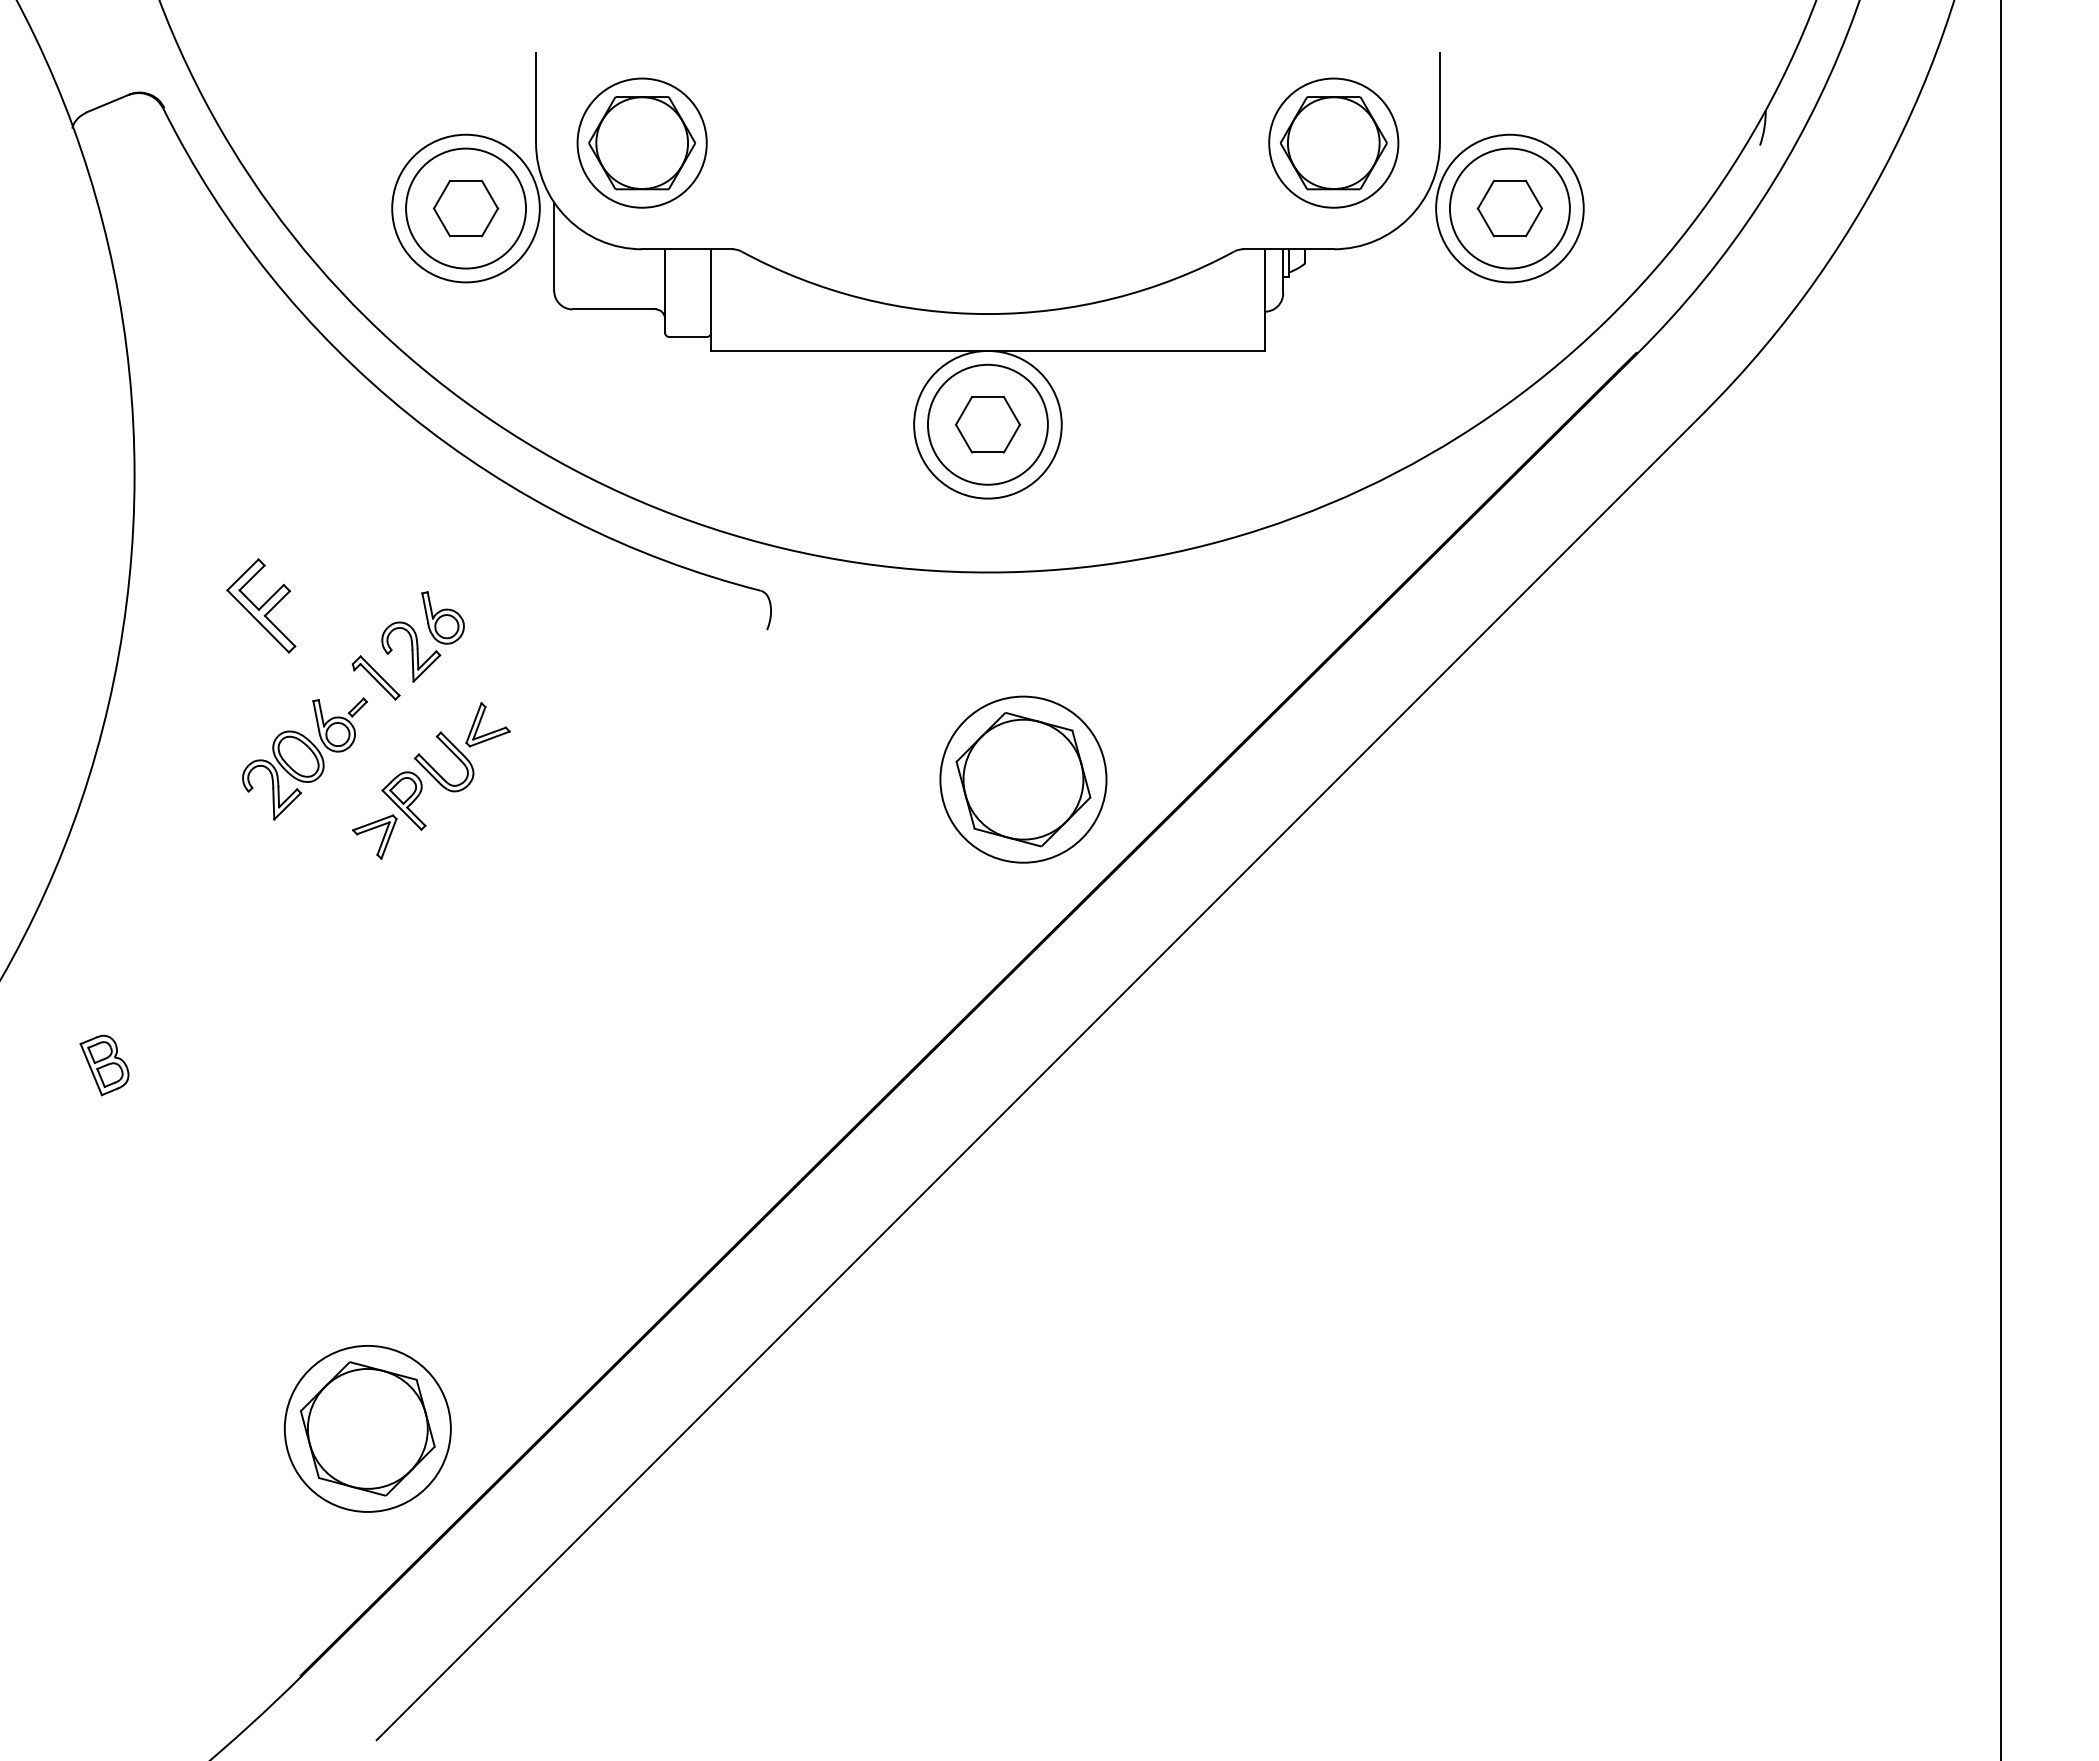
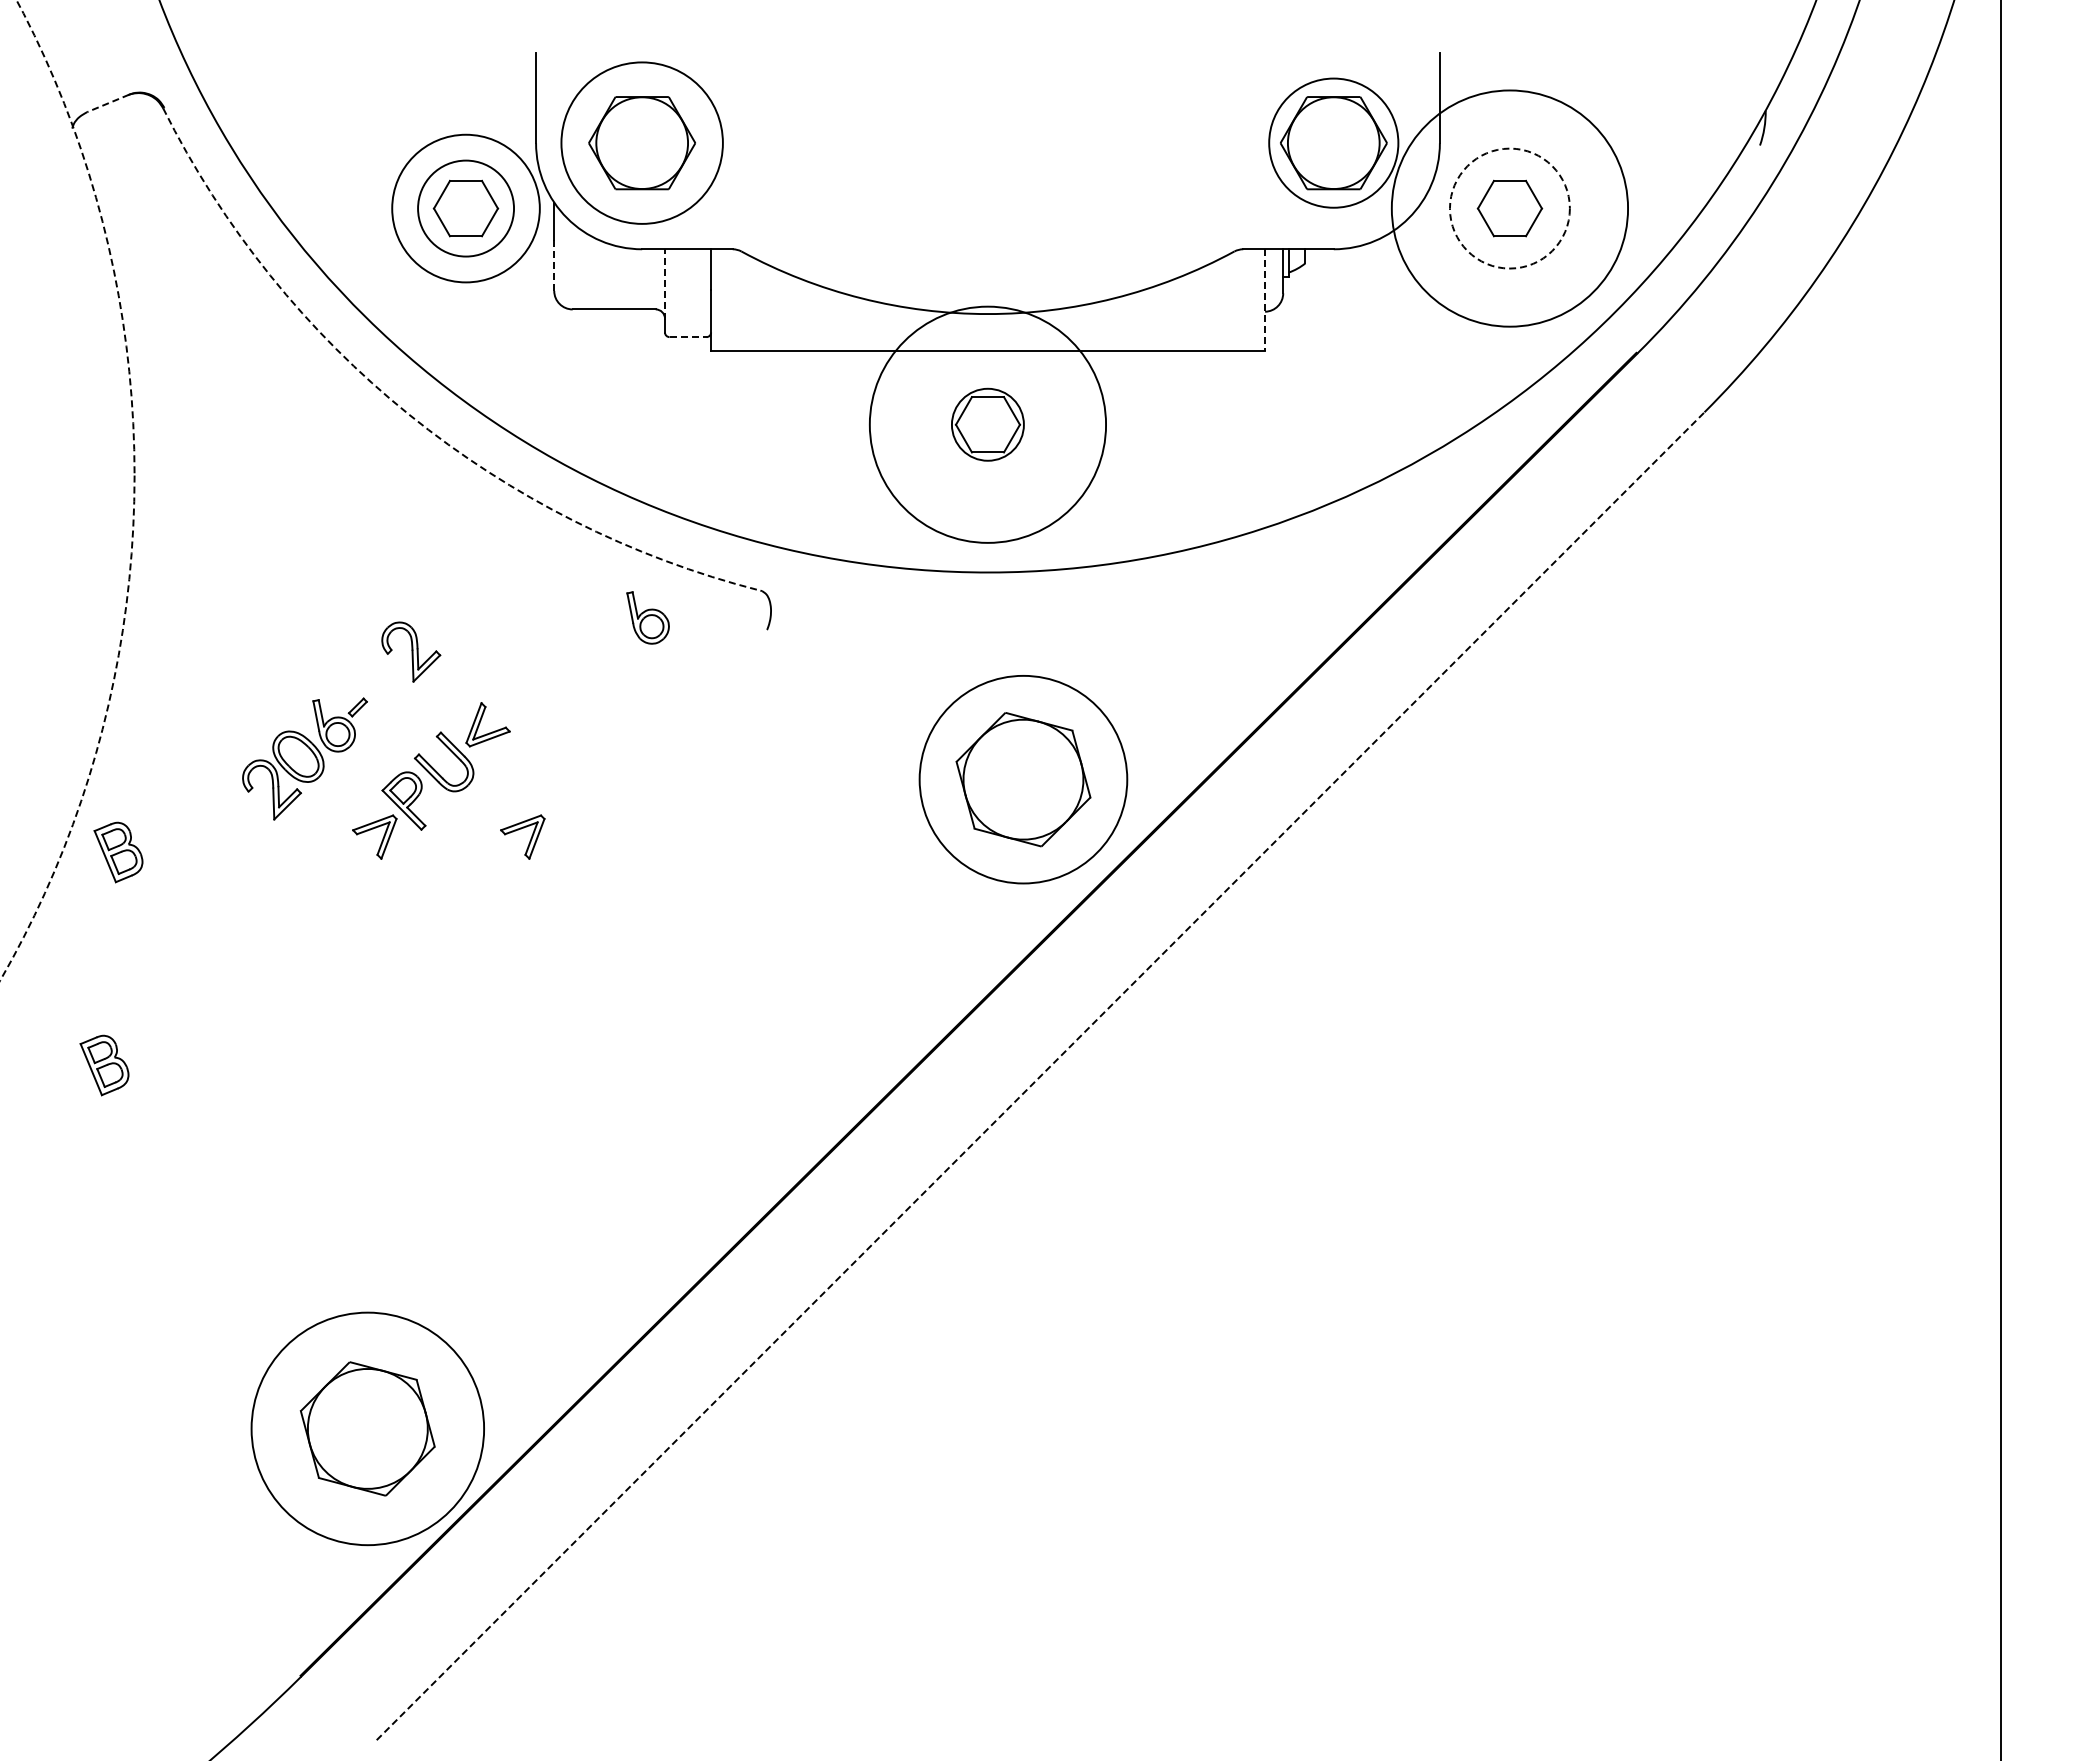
line: solid -> dashed (108, 103)
circle diameter: 129 px -> 161 px (641, 142)
circle diameter: 120 px -> 96 px (466, 208)
circle diameter: 148 px -> 236 px (1509, 208)
circle: solid -> dashed (1509, 208)
line: solid -> dashed (554, 265)
line: solid -> dashed (664, 284)
line: solid -> dashed (1264, 300)
line: solid -> dashed (688, 337)
arc: solid -> dashed (409, 414)
circle diameter: 120 px -> 72 px (987, 424)
circle diameter: 148 px -> 236 px (987, 424)
circle: solid -> dashed (67, 490)
part: present -> none (261, 605)
part position: (442, 617) -> (647, 617) (647, 617)
part: present -> none (375, 677)
circle diameter: 166 px -> 208 px (1023, 779)
part: none -> present (521, 829)
part: none -> present (118, 852)
line: solid -> dashed (1040, 1076)
circle diameter: 166 px -> 233 px (367, 1428)
